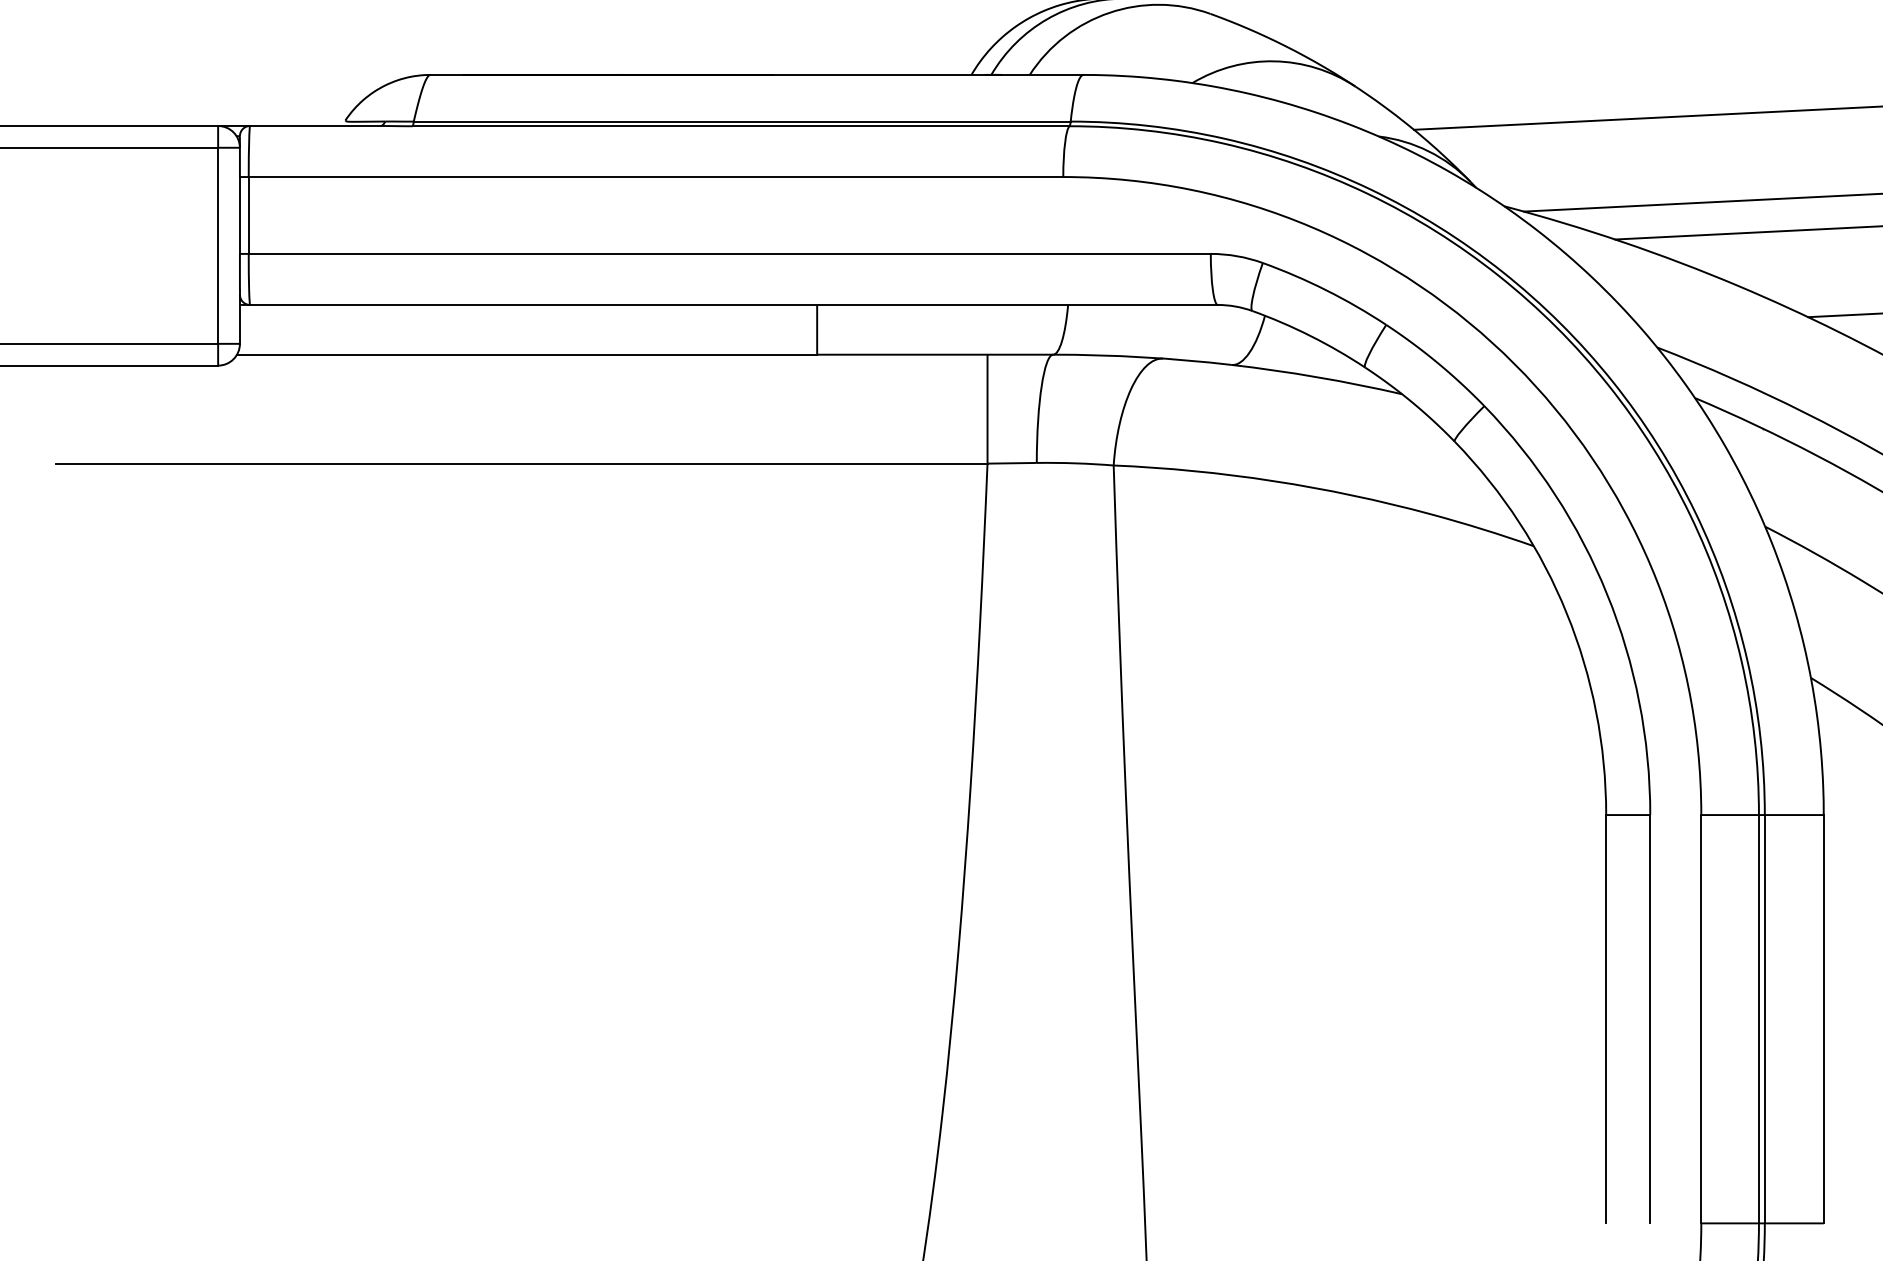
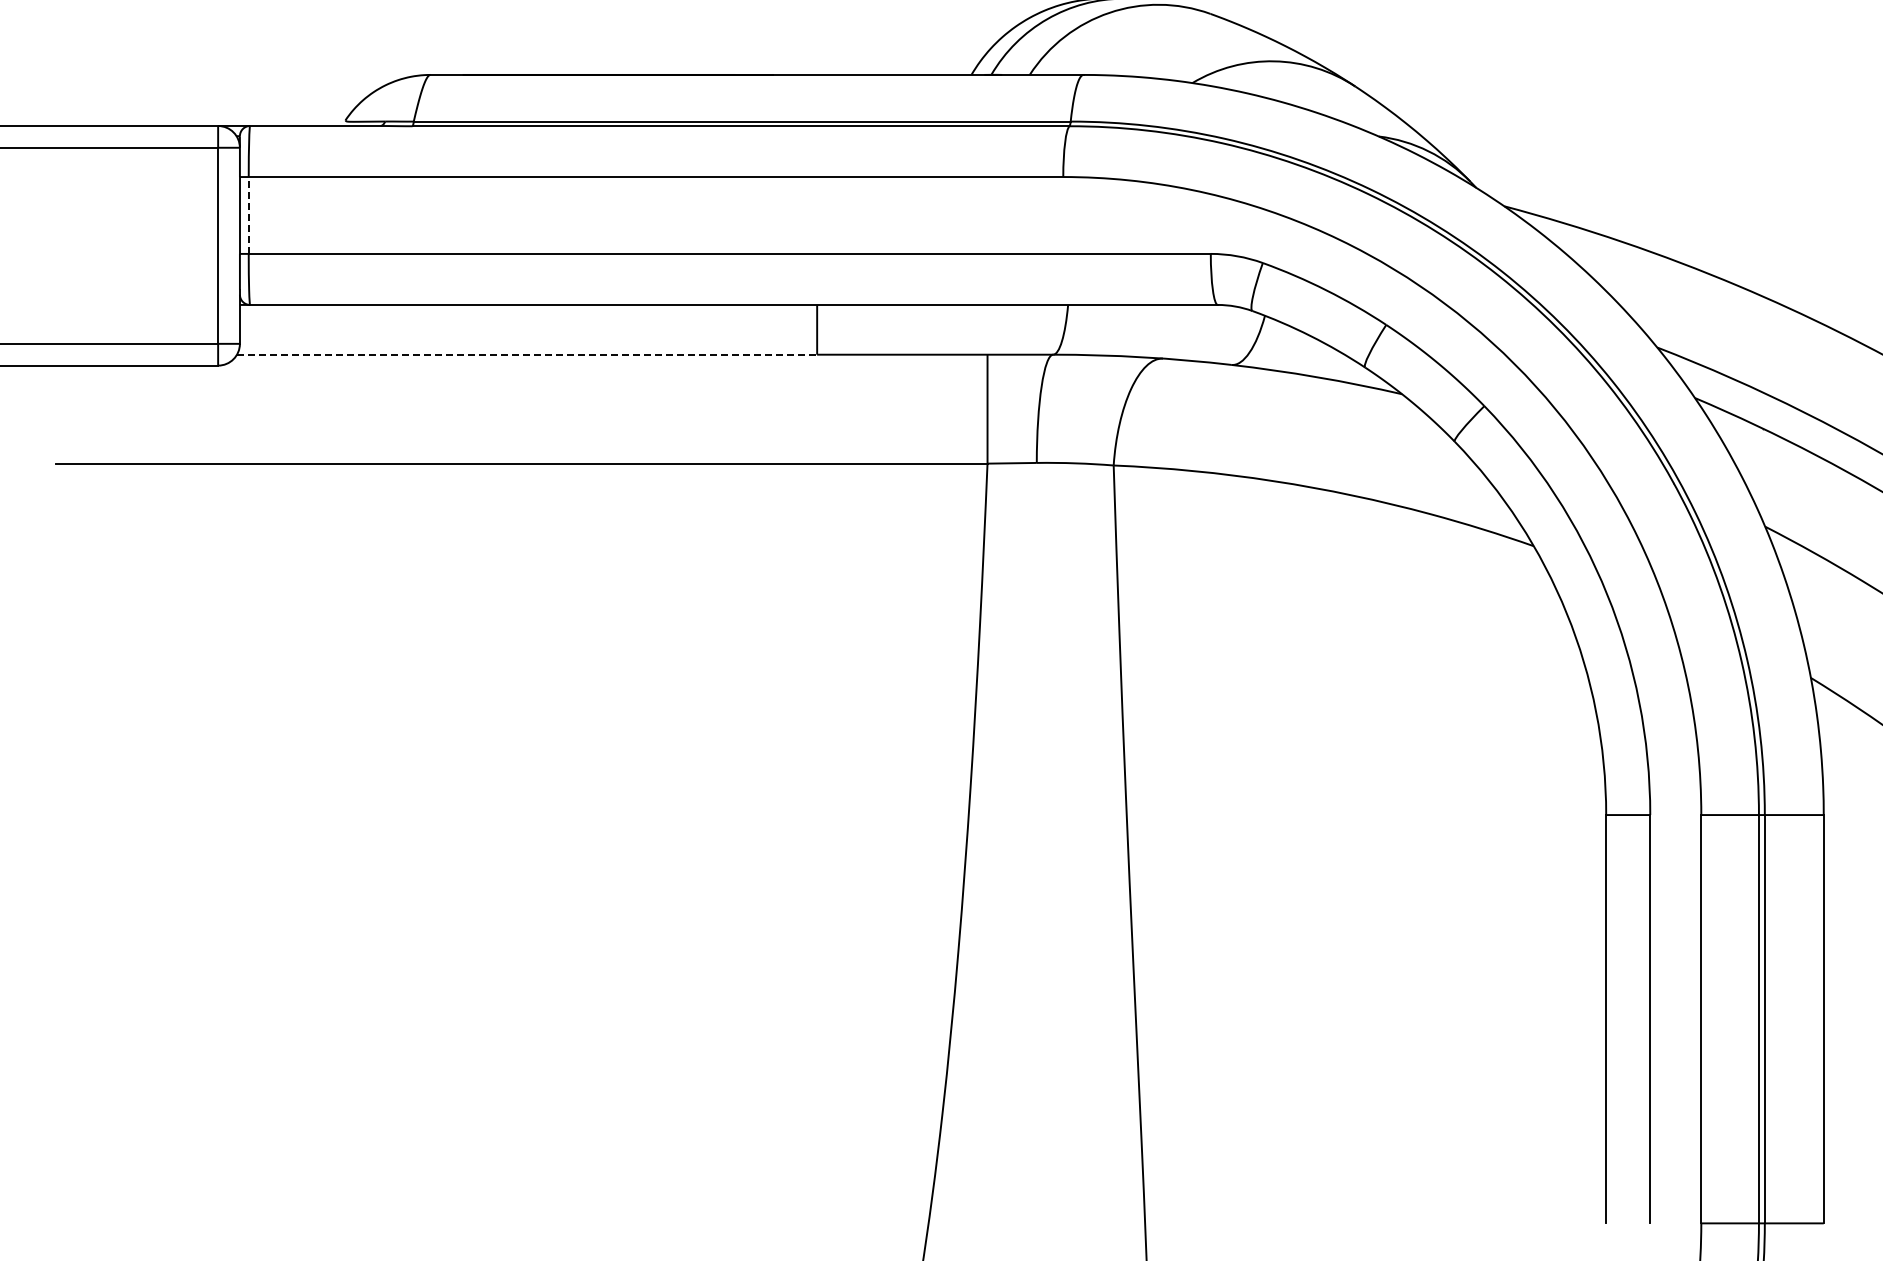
line: present -> none (1646, 117)
line: present -> none (1701, 202)
line: solid -> dashed (248, 214)
line: present -> none (1747, 232)
line: present -> none (1843, 315)
line: solid -> dashed (527, 354)
